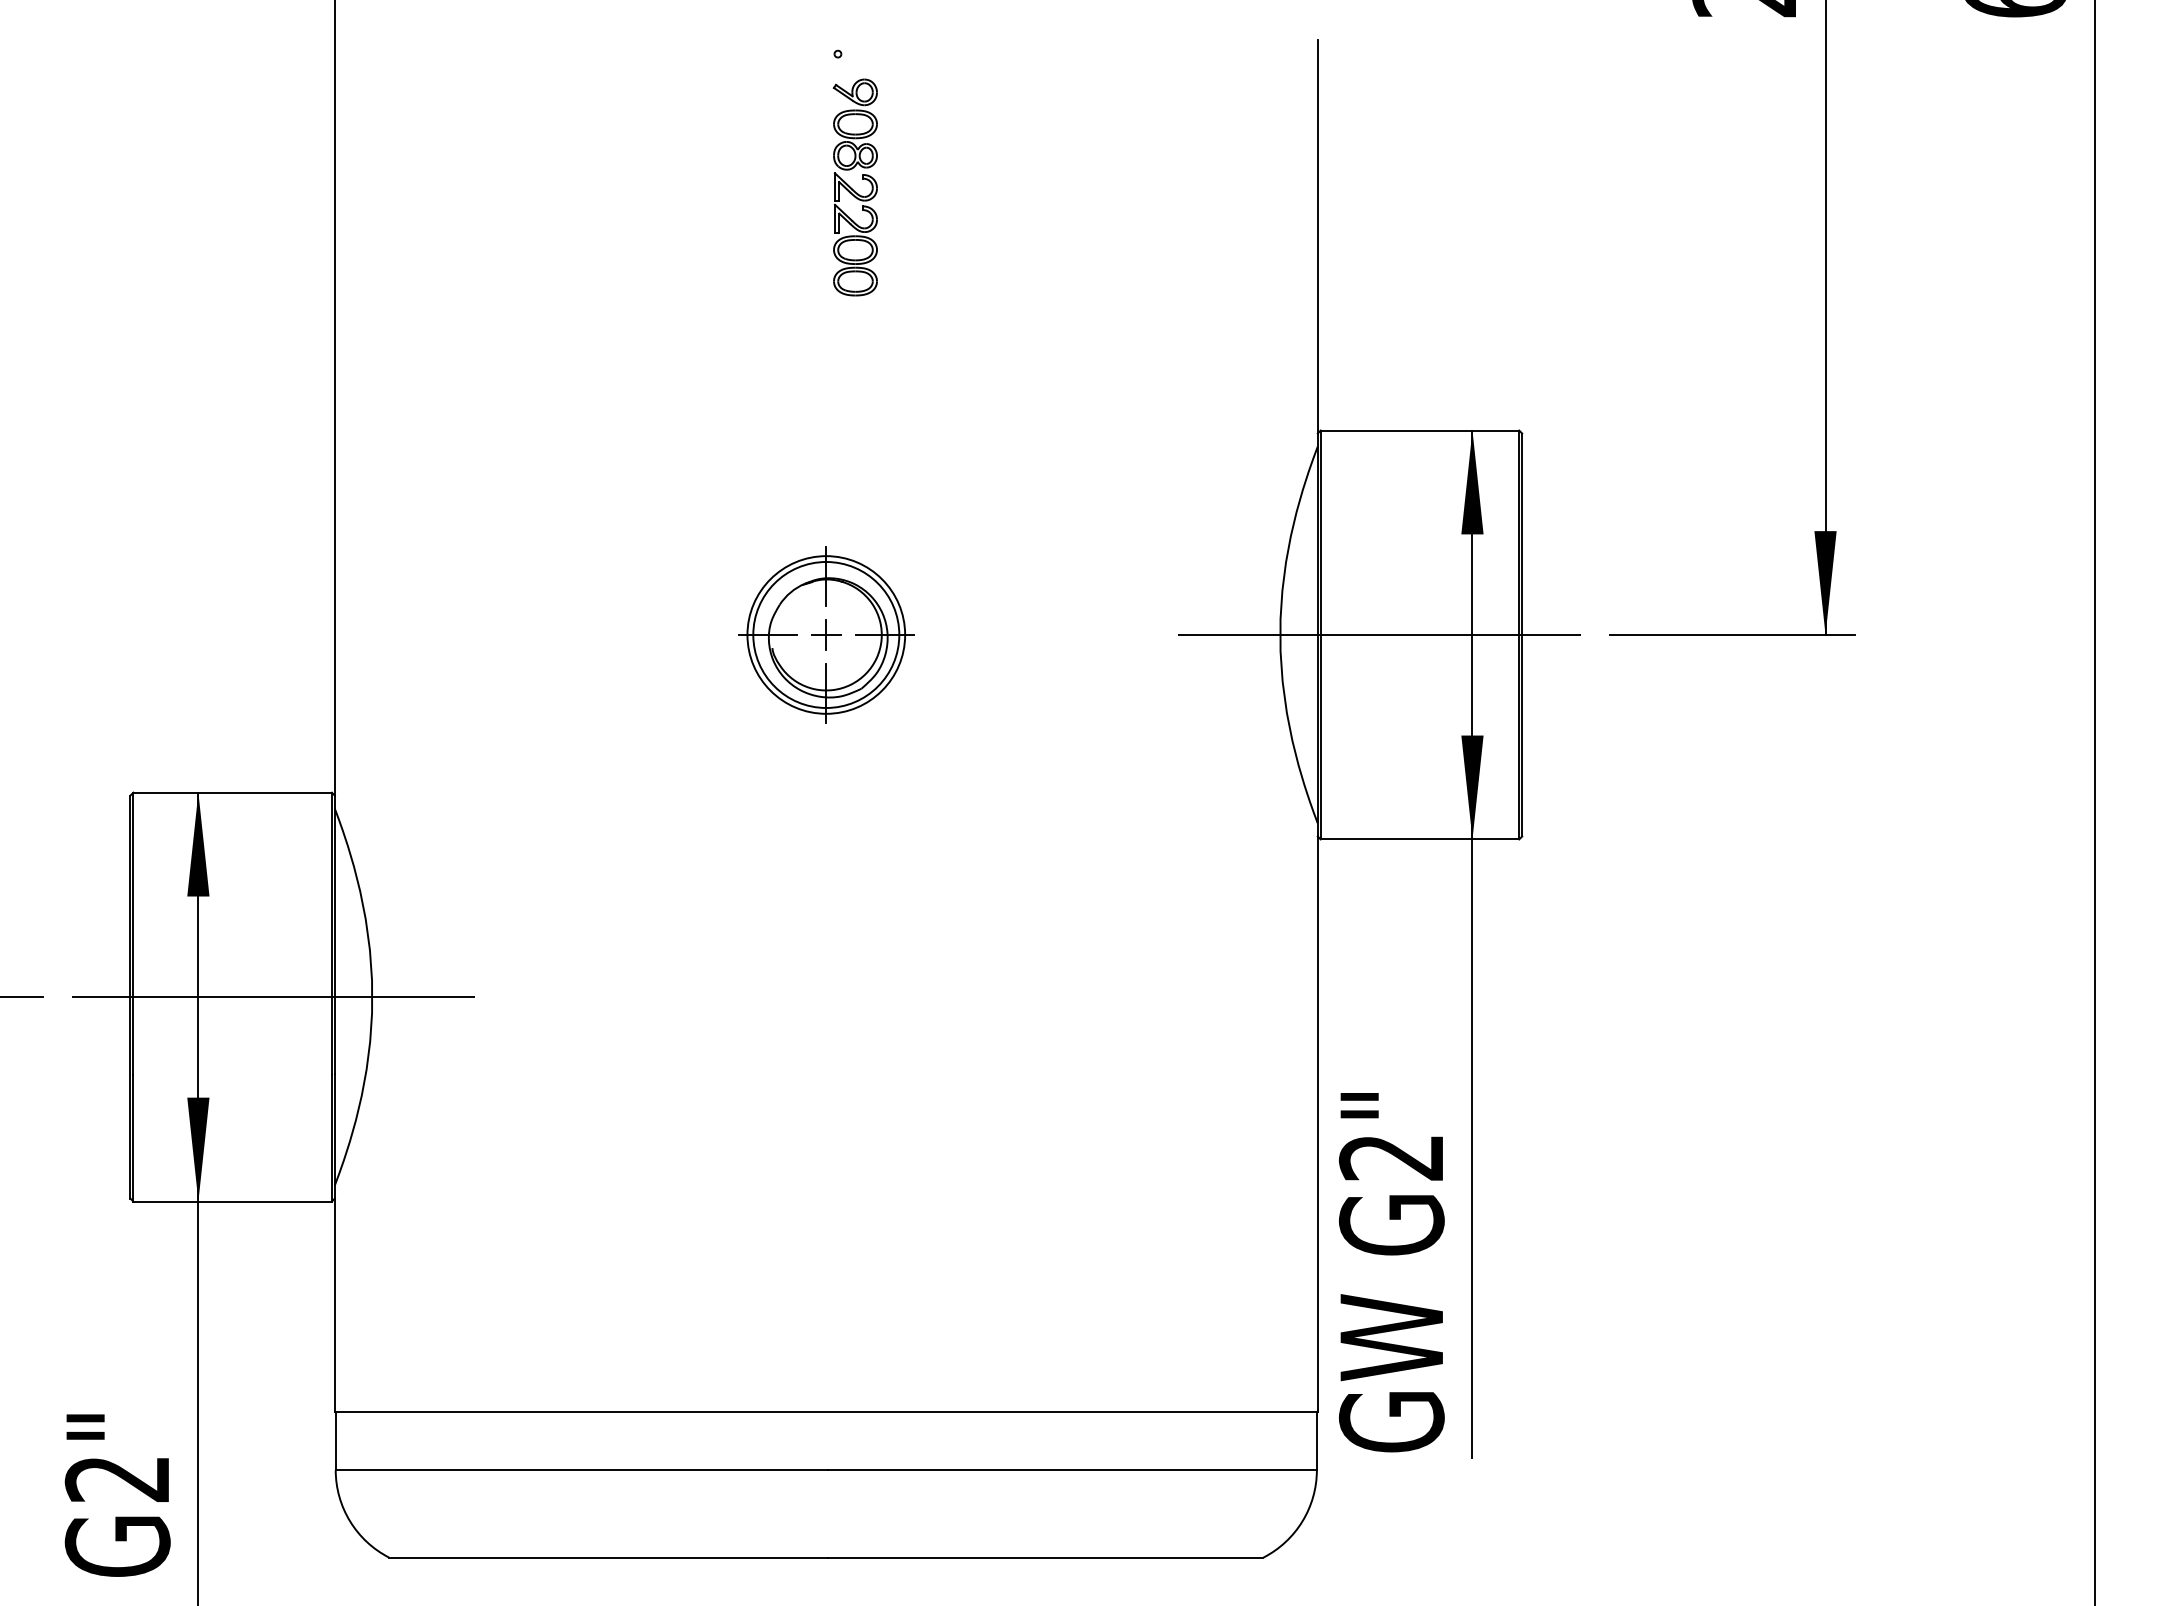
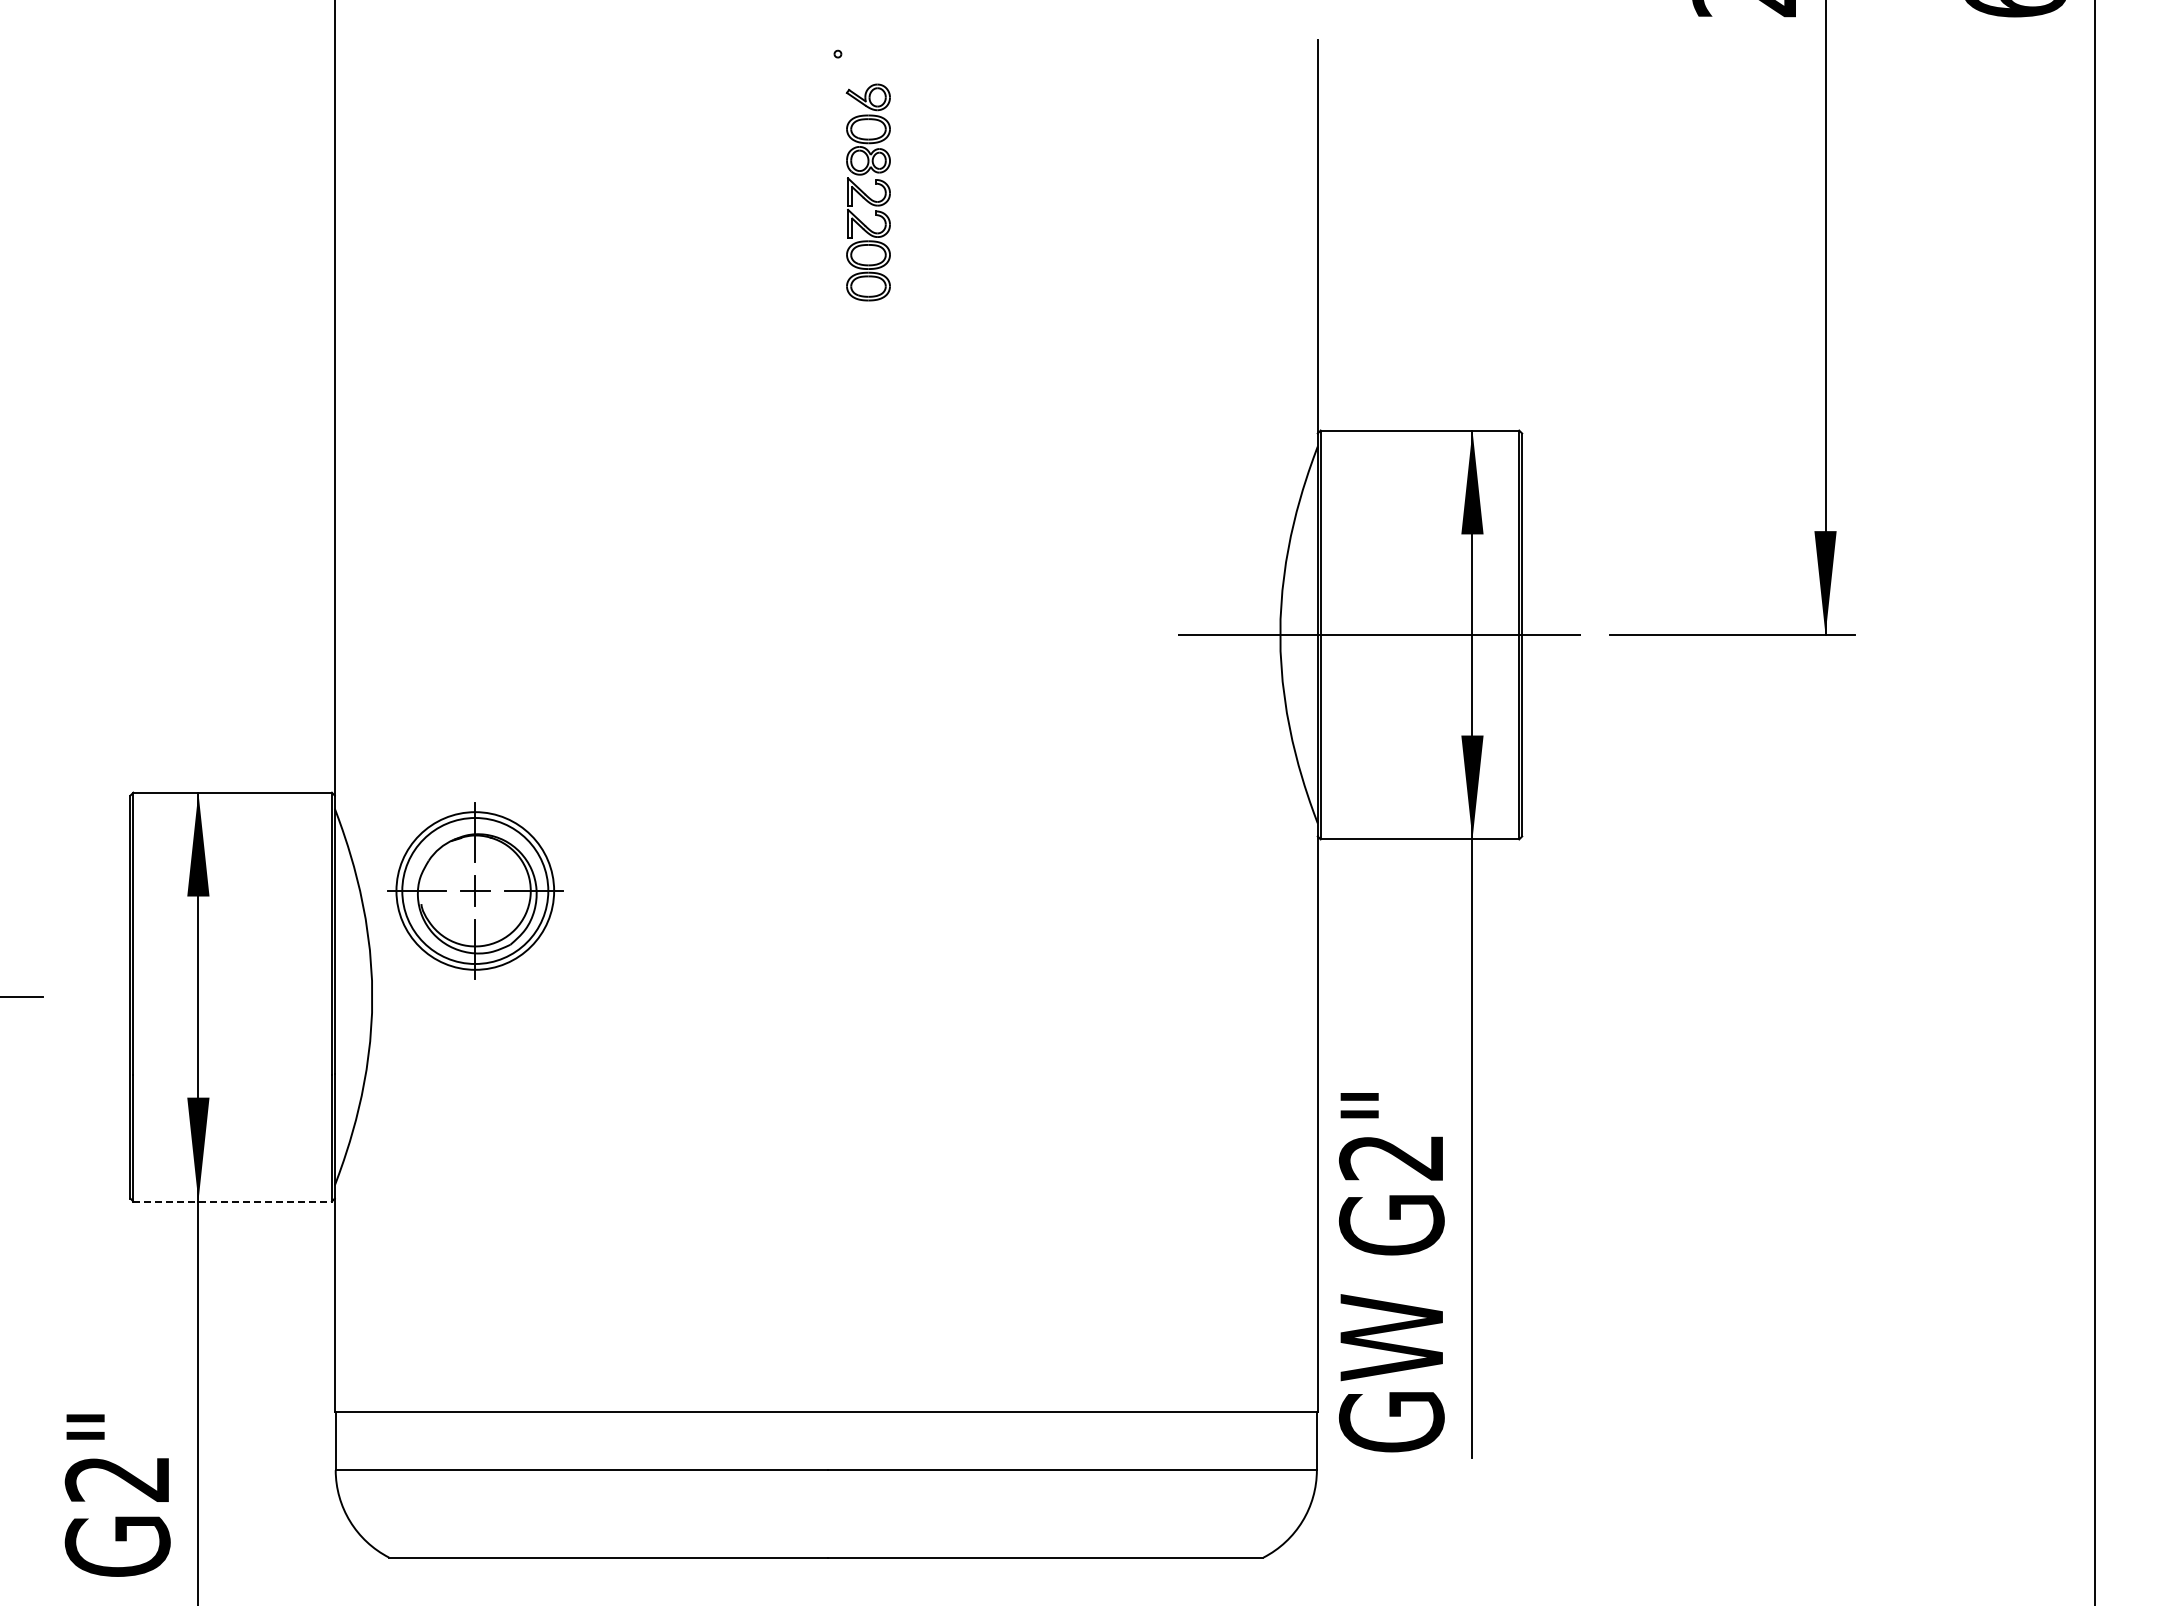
part position: (854, 187) -> (867, 192) (867, 192)
part position: (826, 634) -> (475, 890) (475, 890)
line: present -> none (273, 997)
line: solid -> dashed (233, 1201)
